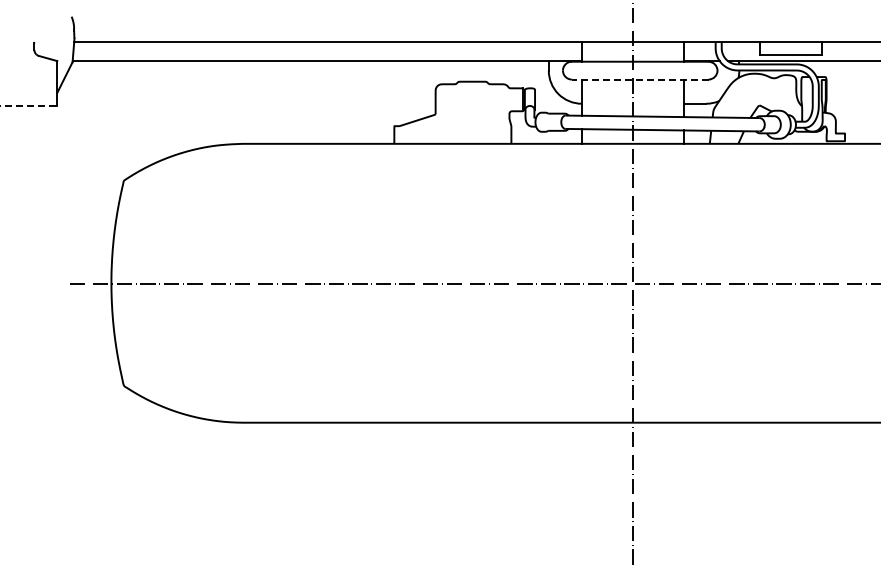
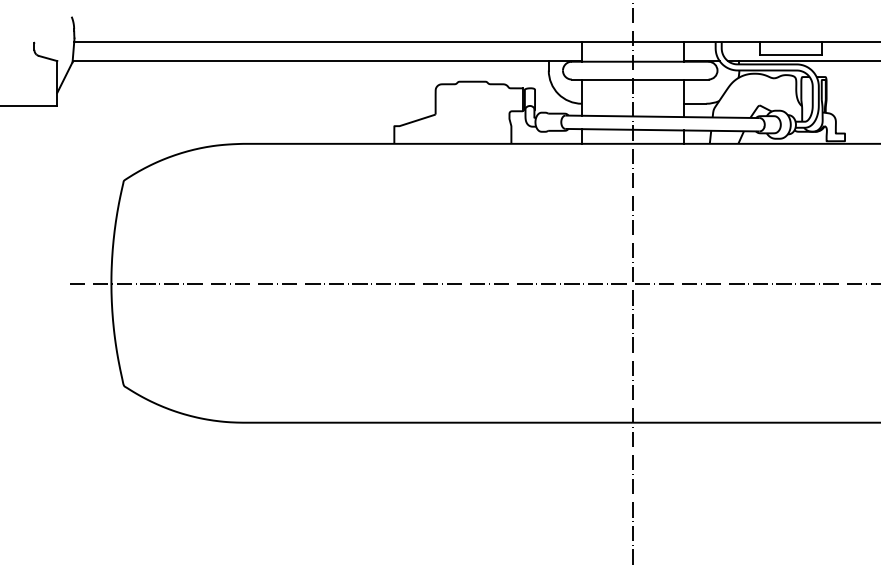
line: dashed -> solid (639, 79)
line: dashed -> solid (29, 105)
